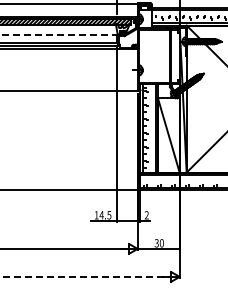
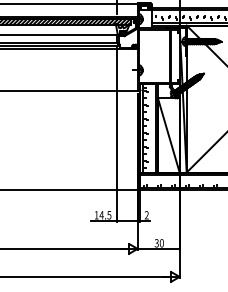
line: dashed -> solid (59, 34)
line: dashed -> solid (84, 276)
